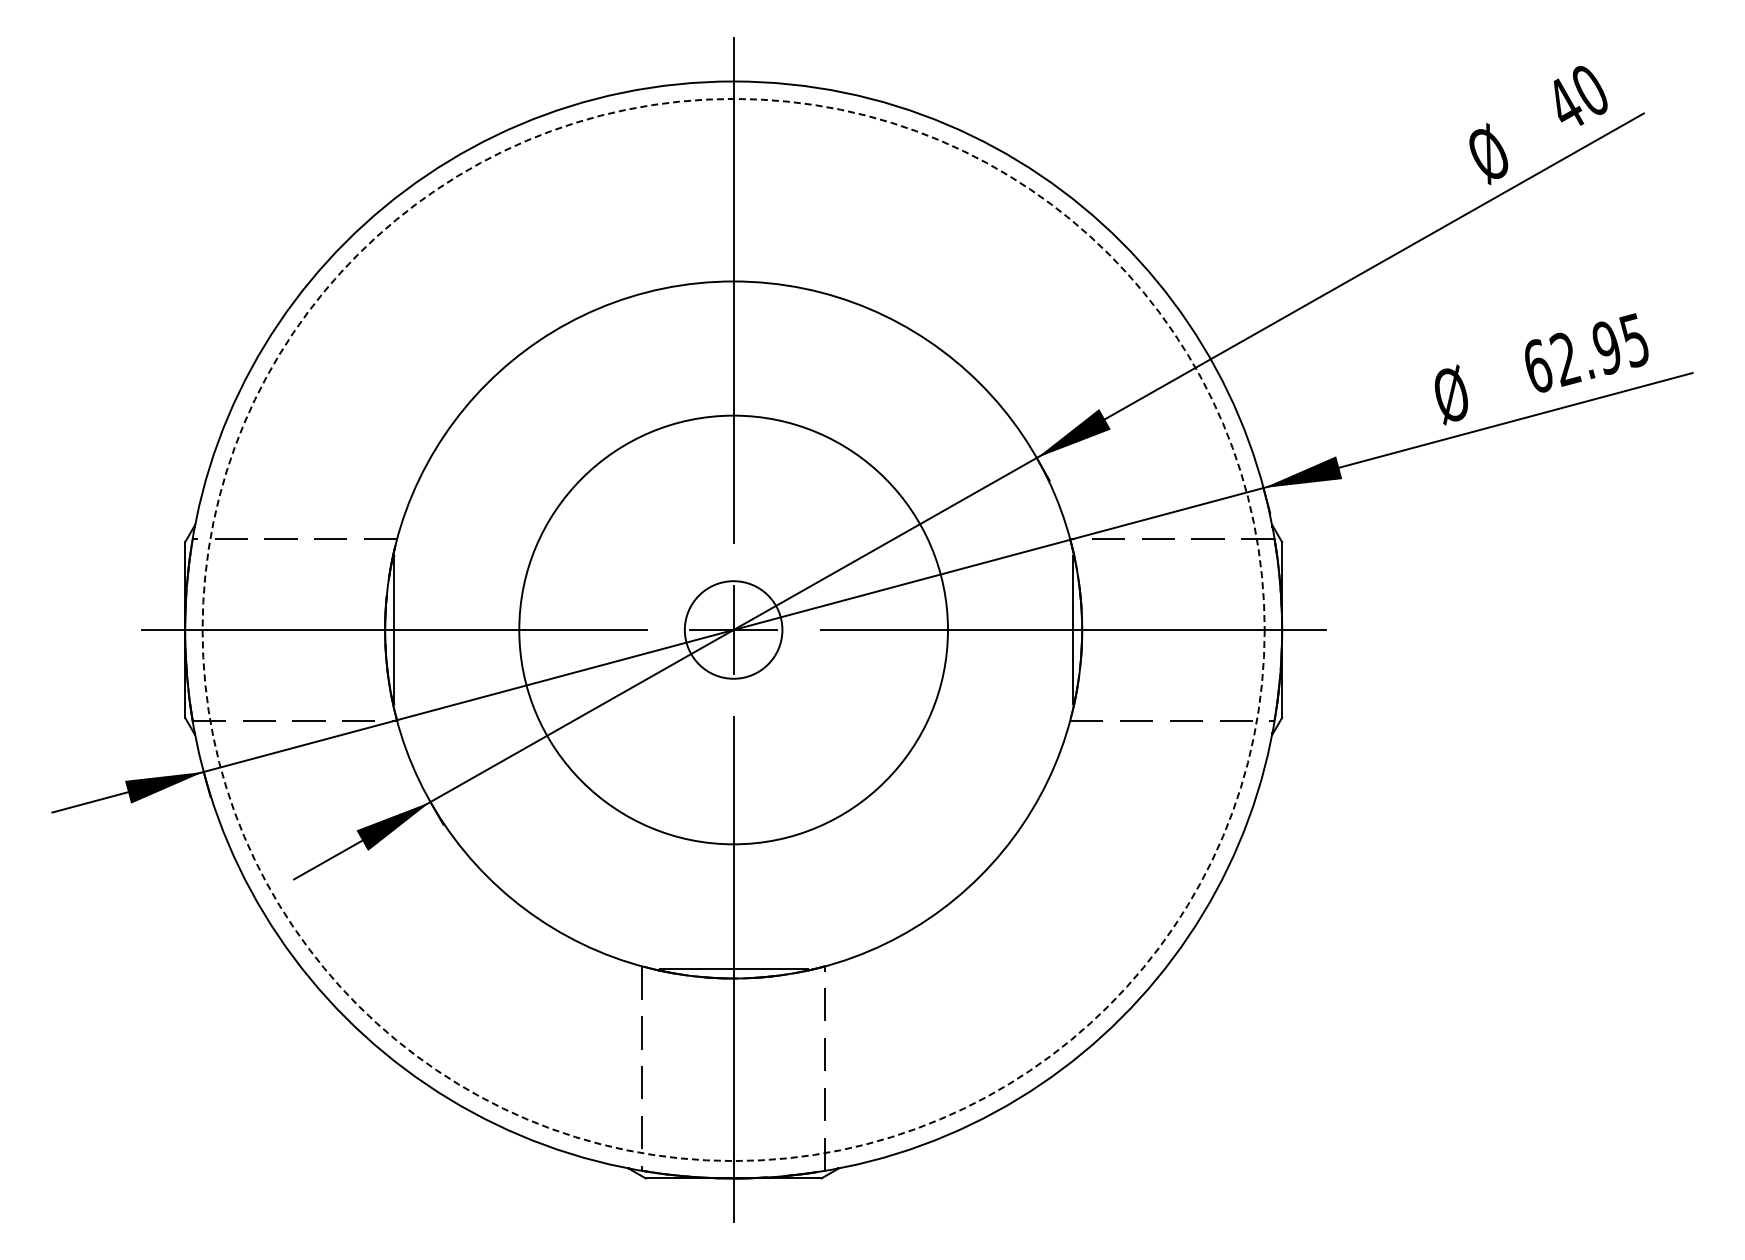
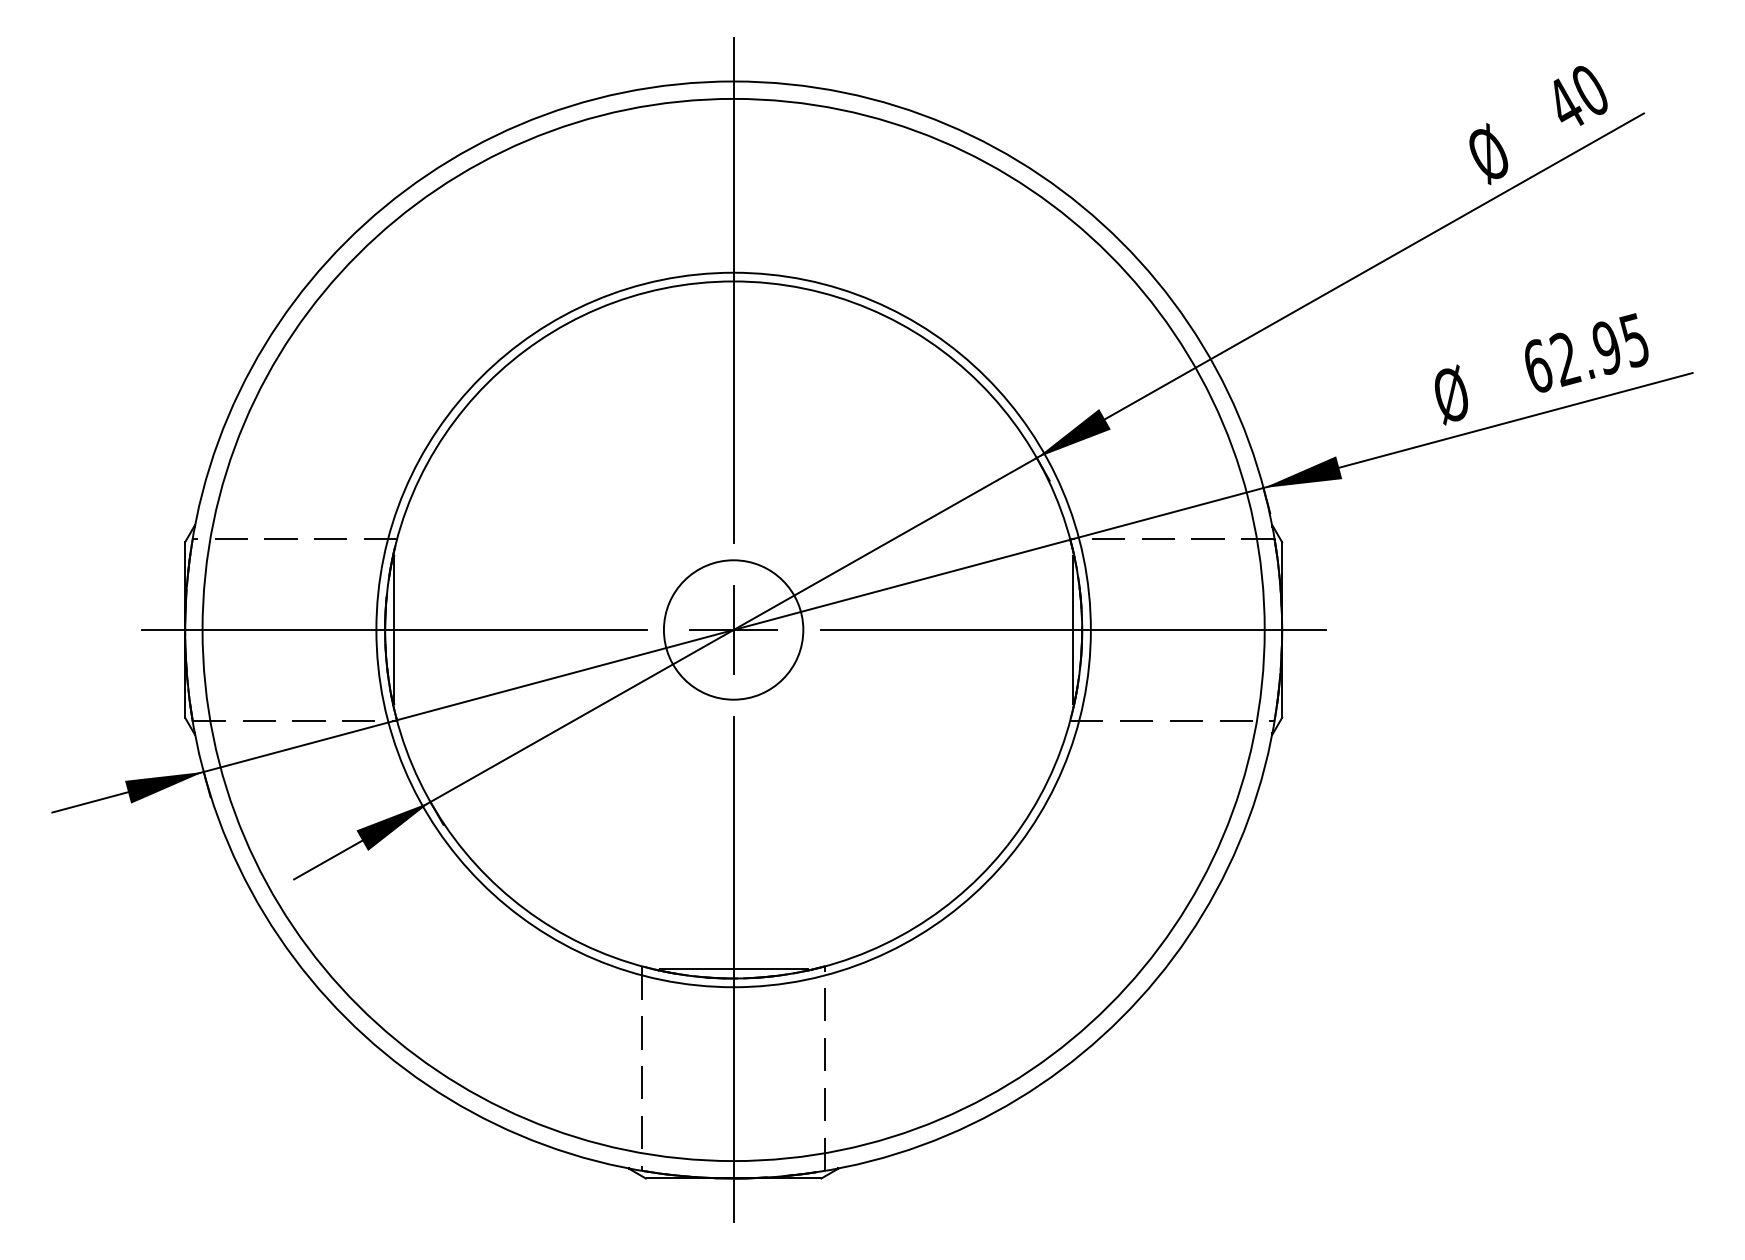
circle diameter: 429 px -> 714 px (733, 629)
circle diameter: 98 px -> 139 px (733, 629)
circle: dashed -> solid (733, 629)
